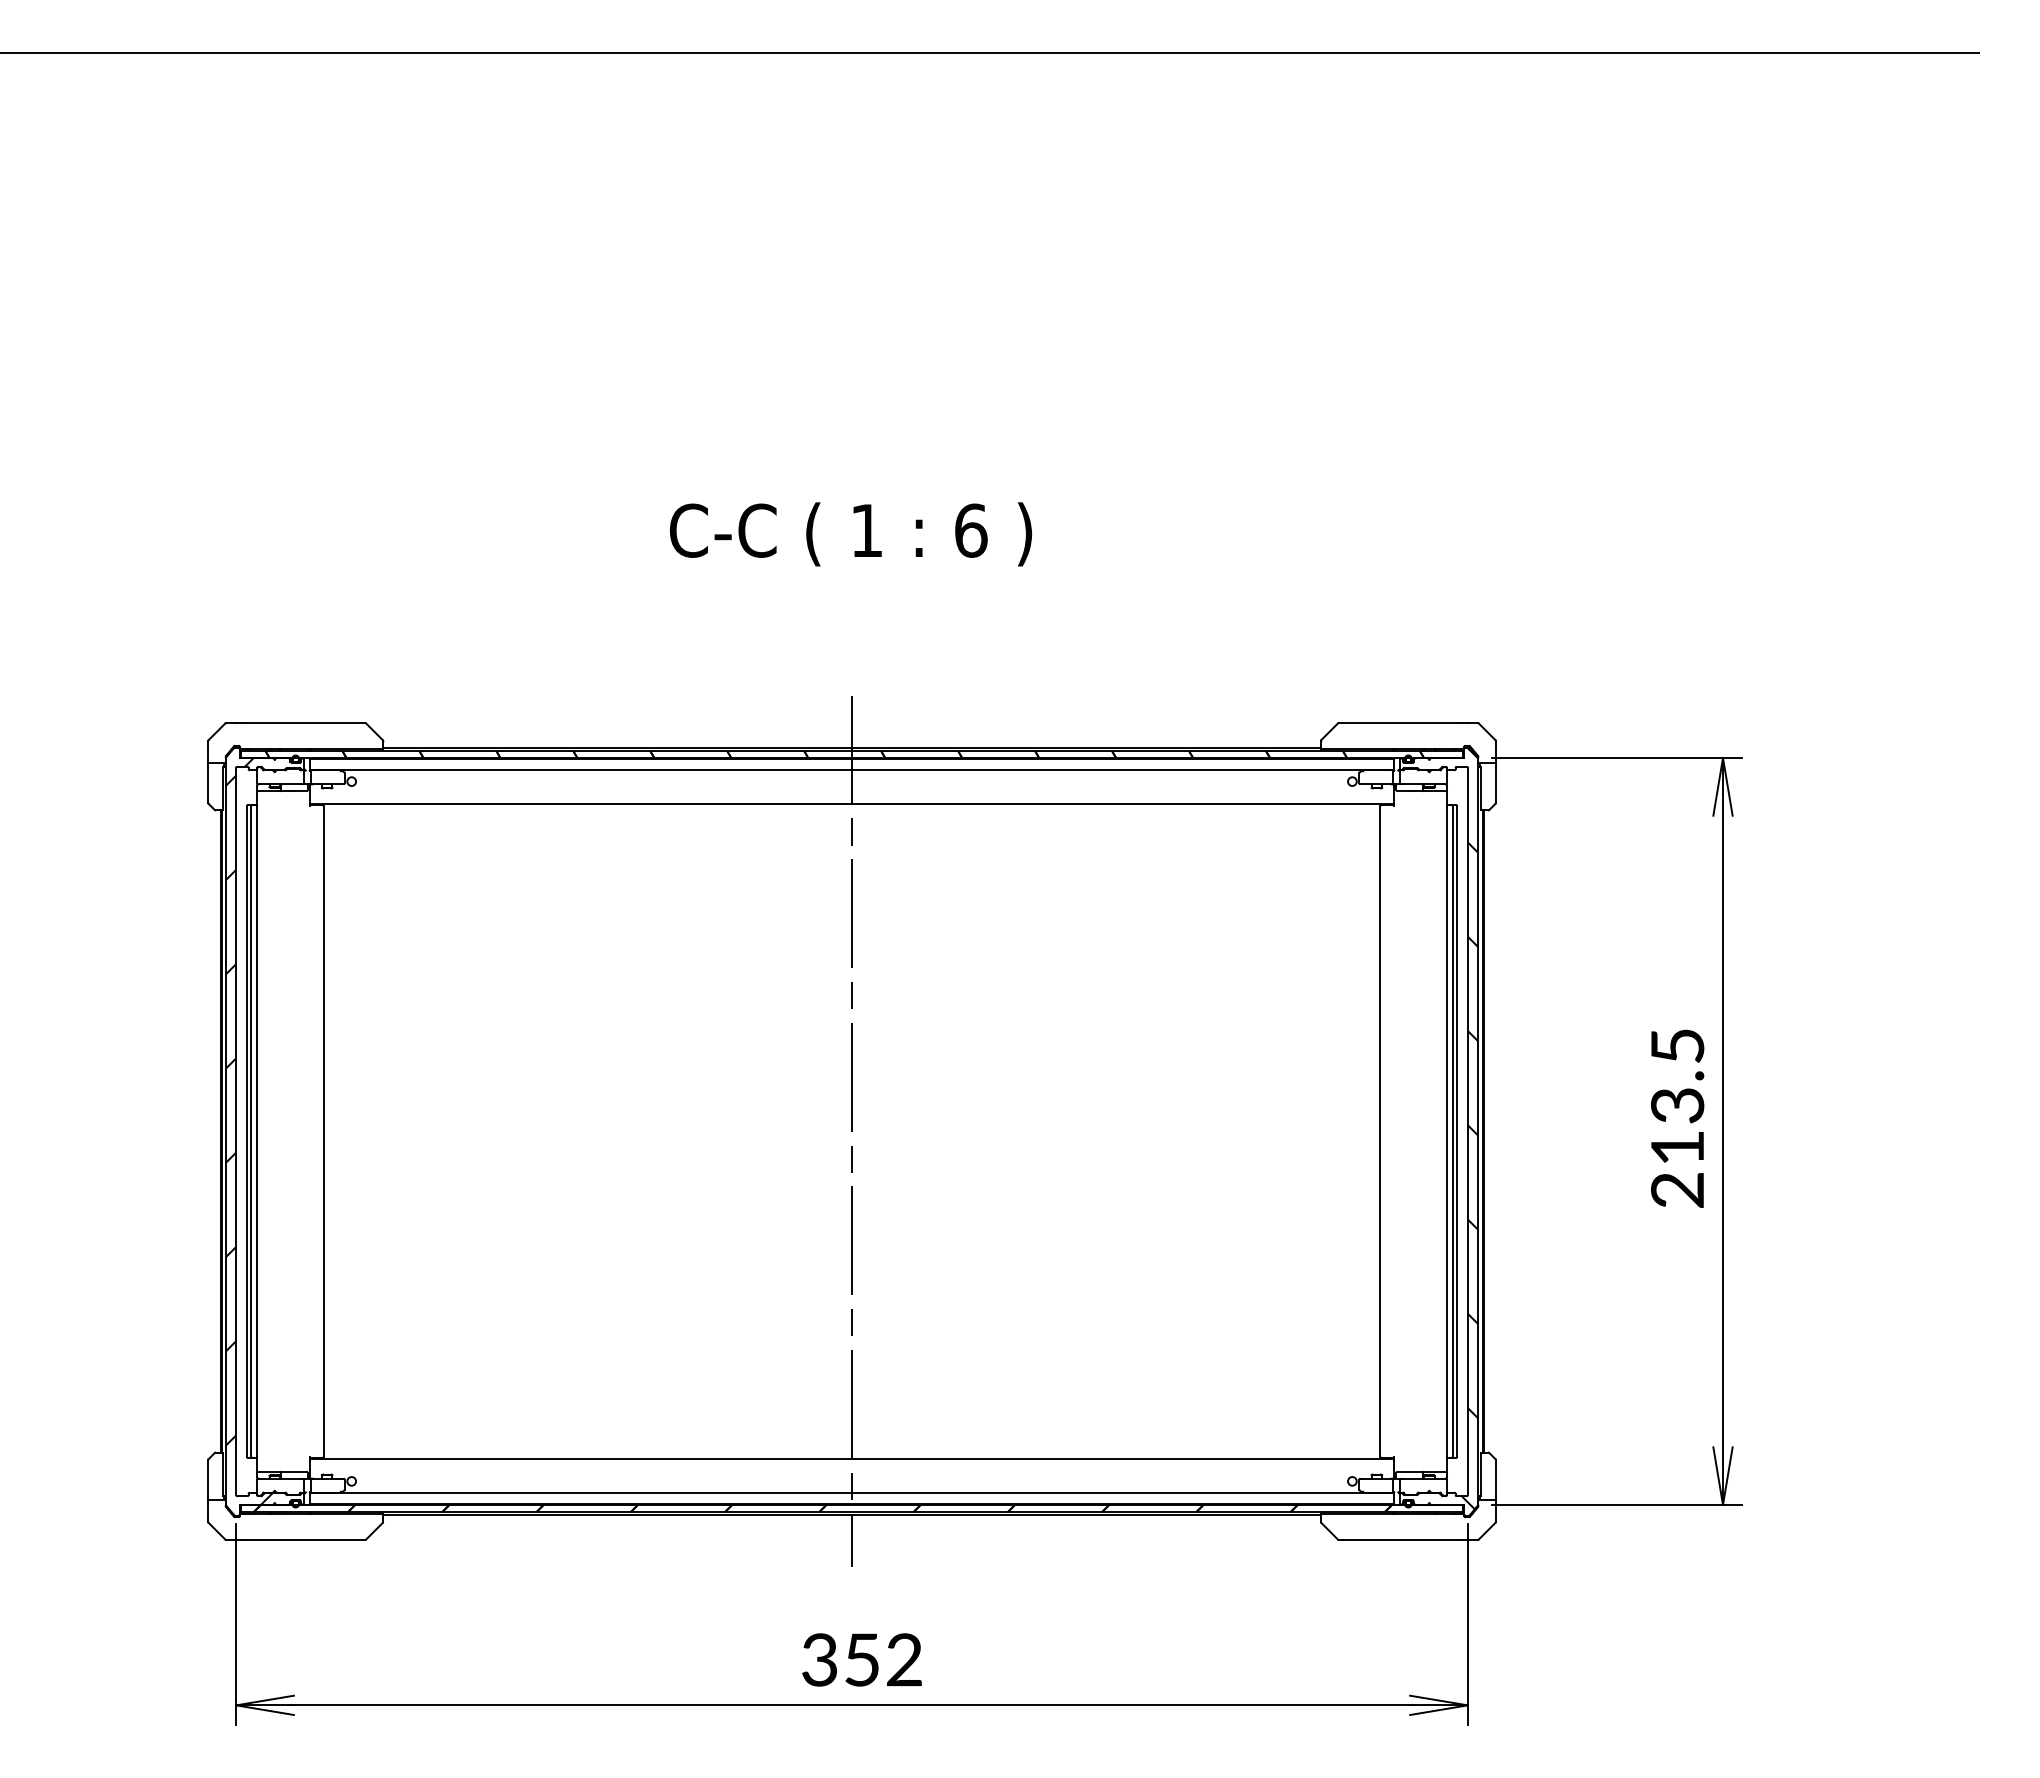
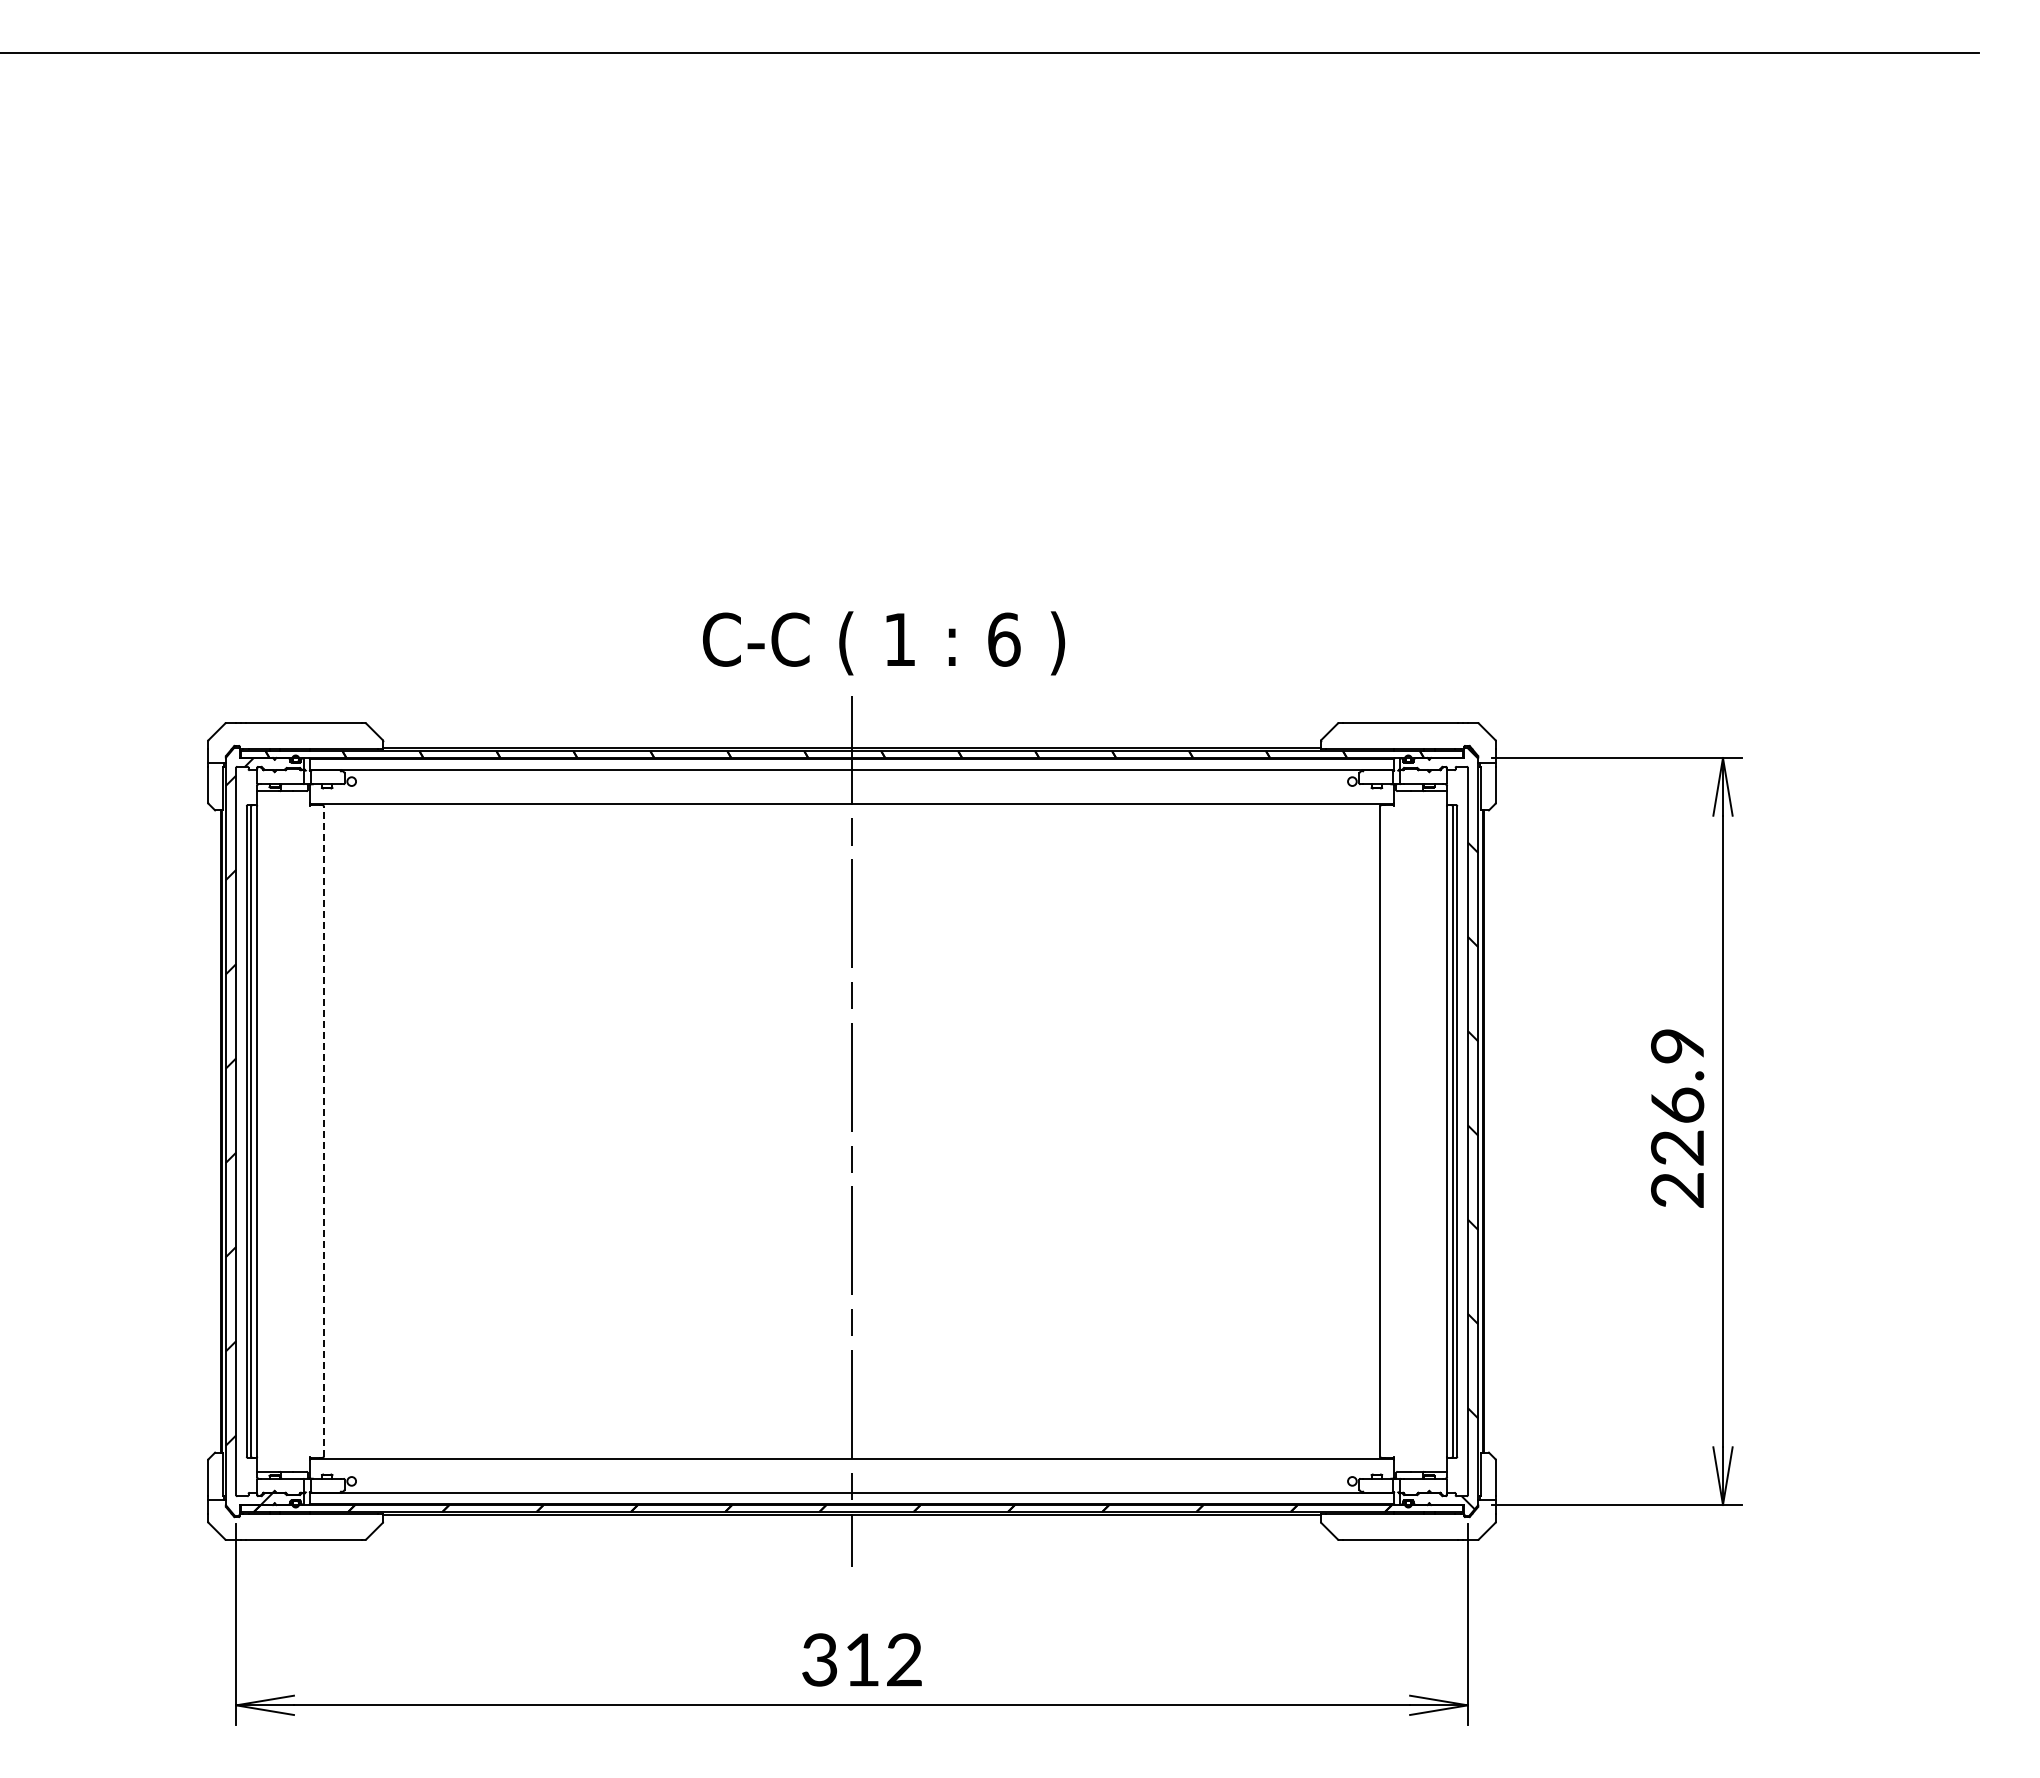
text position: (851, 534) -> (884, 643) (884, 643)
text: 213.5 -> 226.9 (1677, 1097)
line: solid -> dashed (323, 1131)
text: 352 -> 312 (861, 1659)
